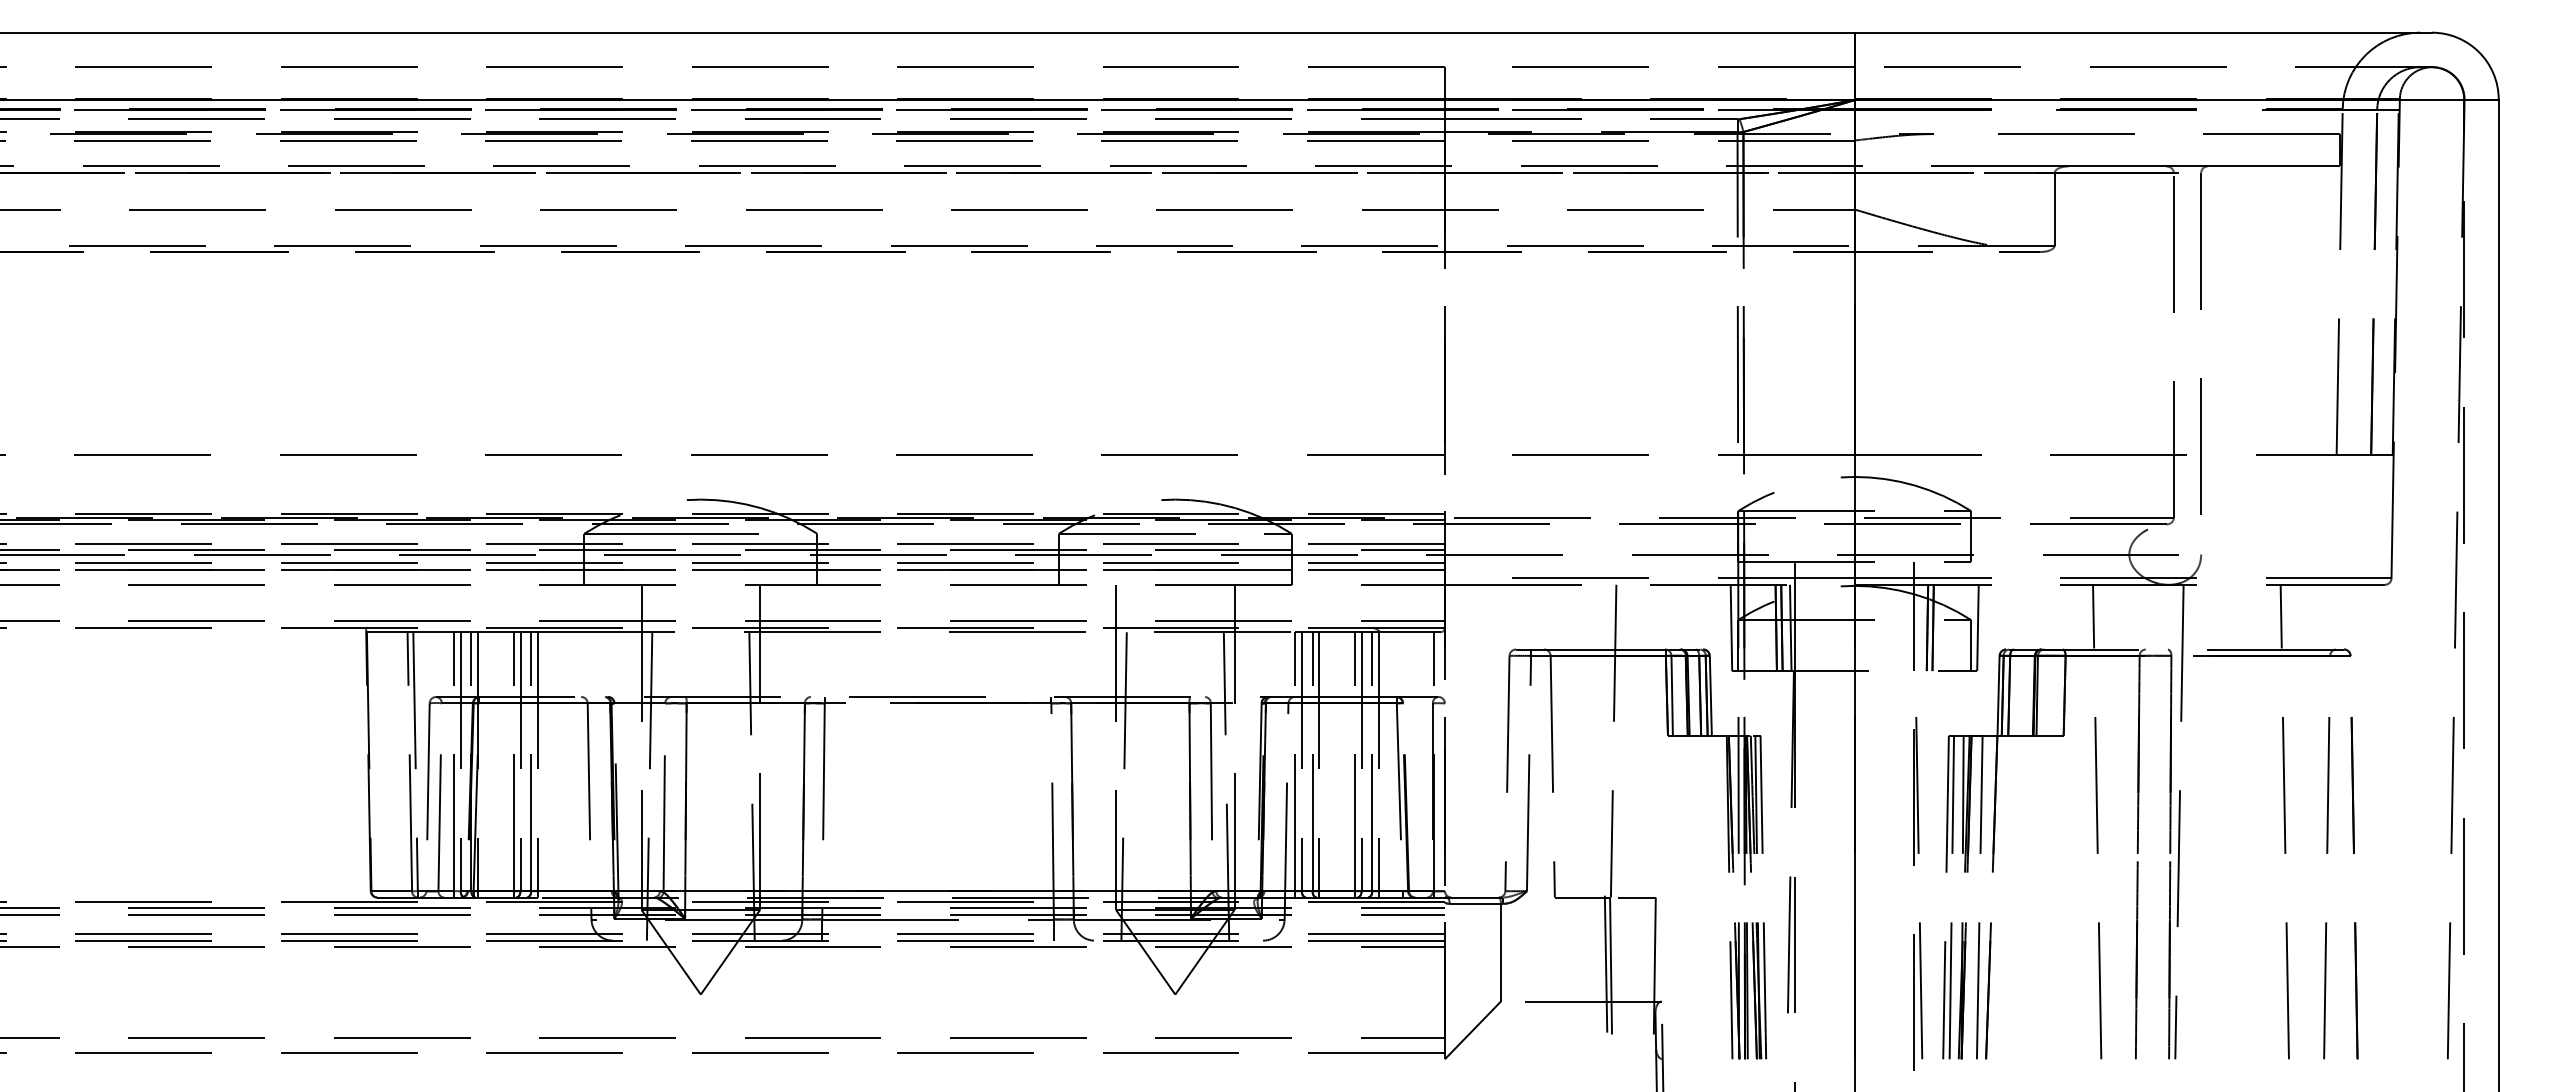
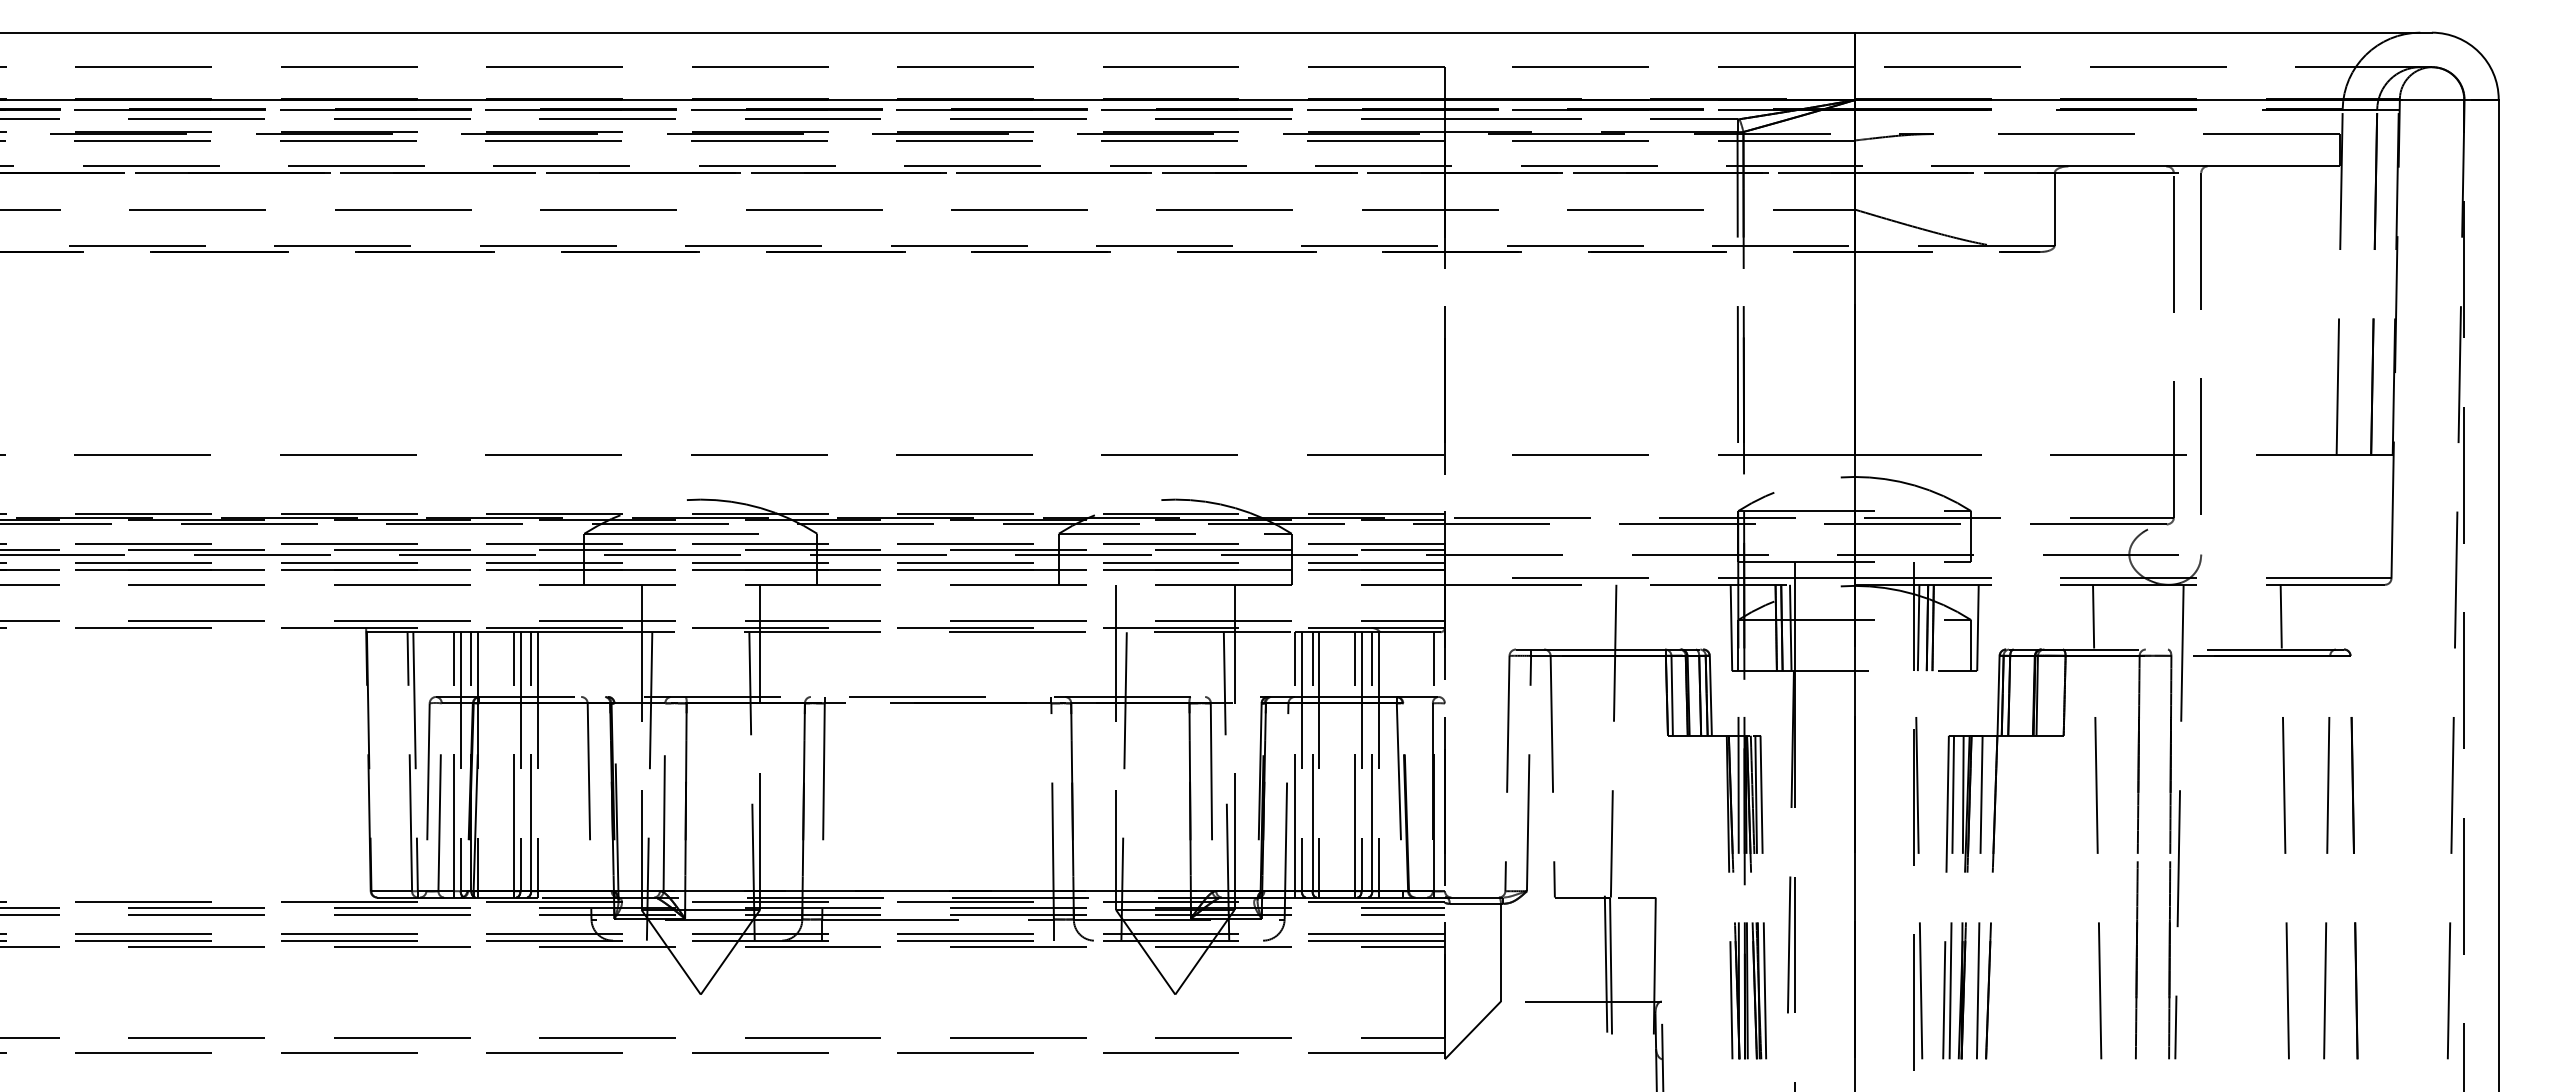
line: none -> present (1918, 627)
